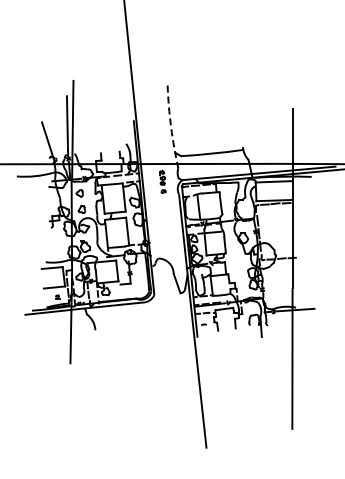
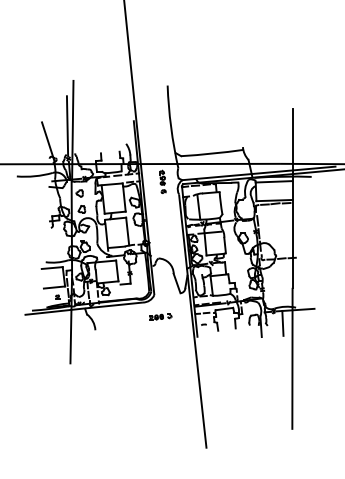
arc: dashed -> solid (171, 127)
part: none -> present (160, 316)
line: none -> present (282, 322)
